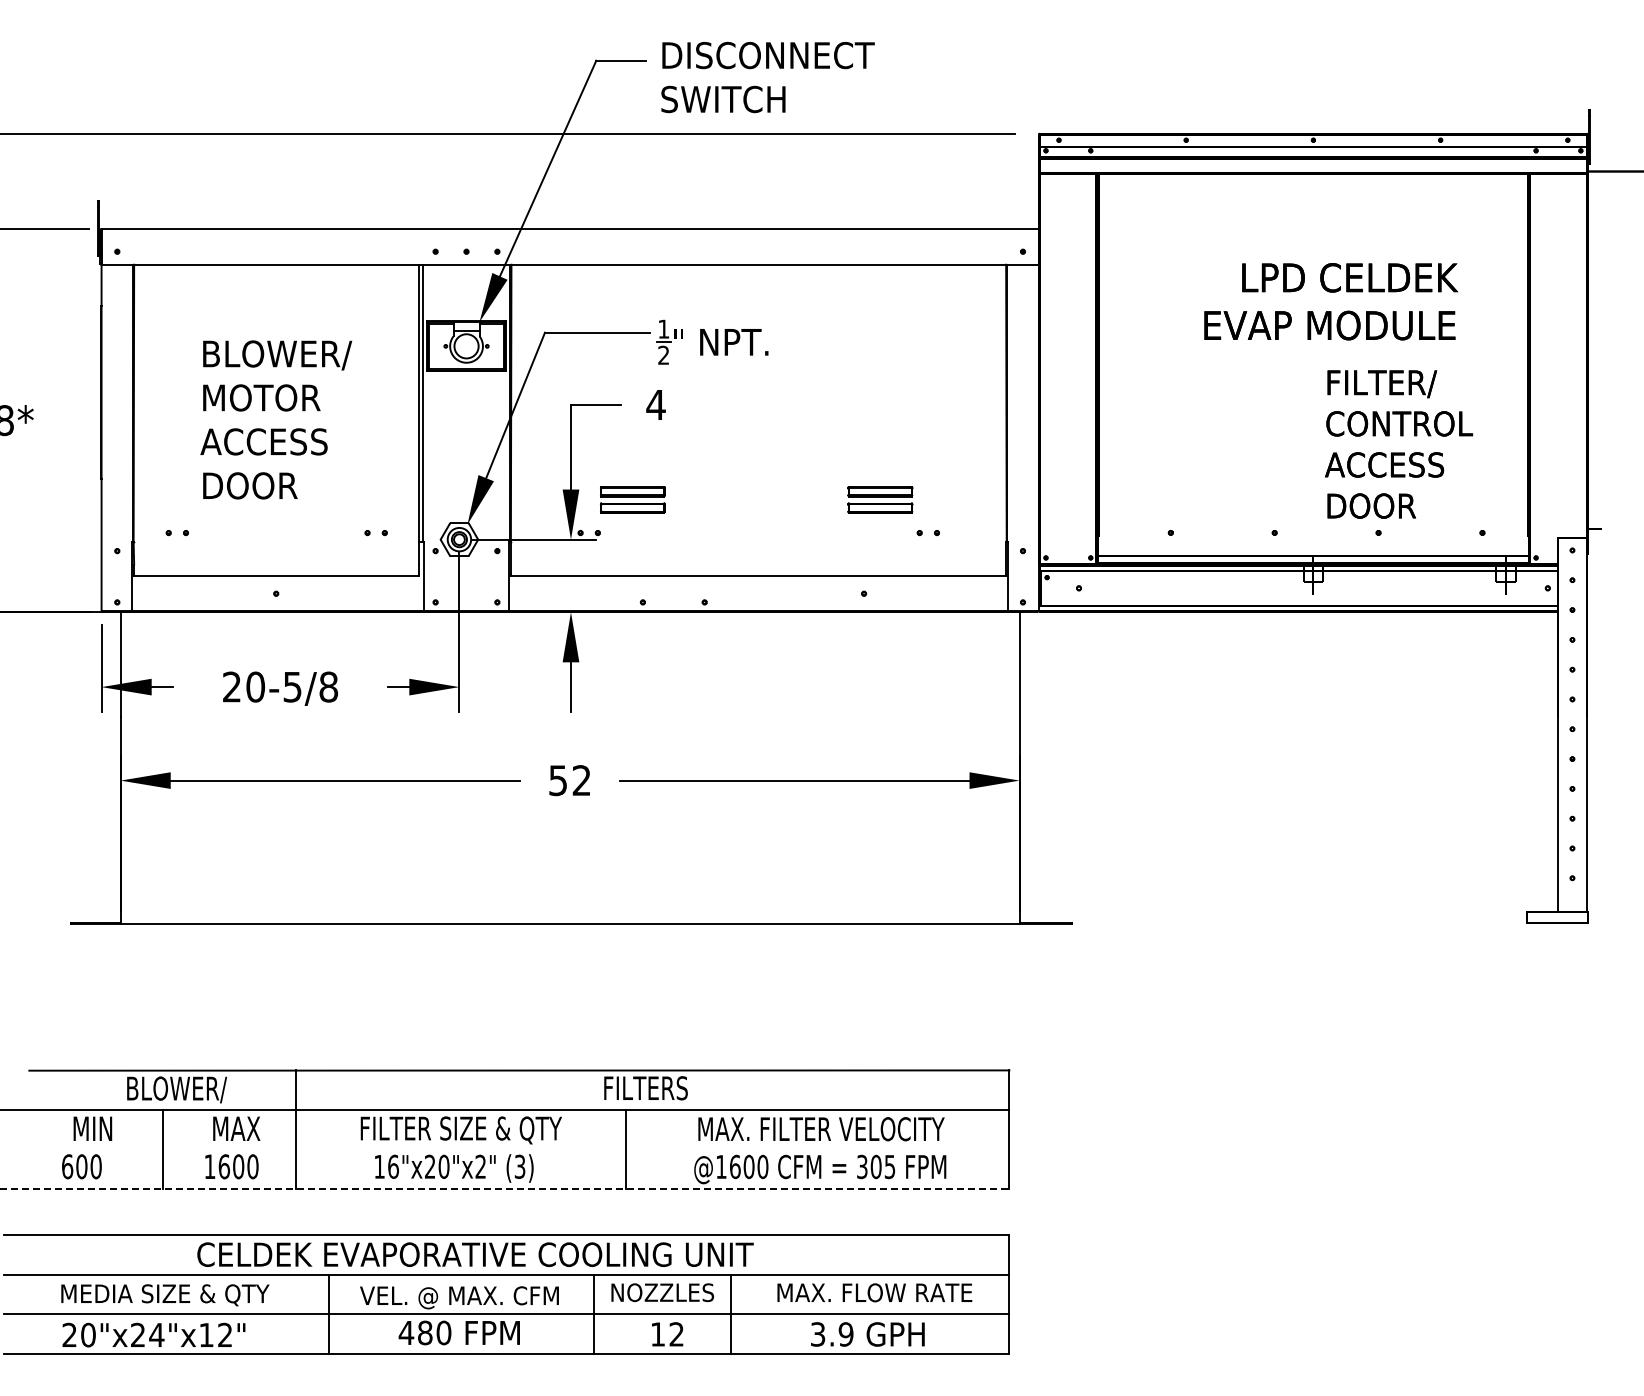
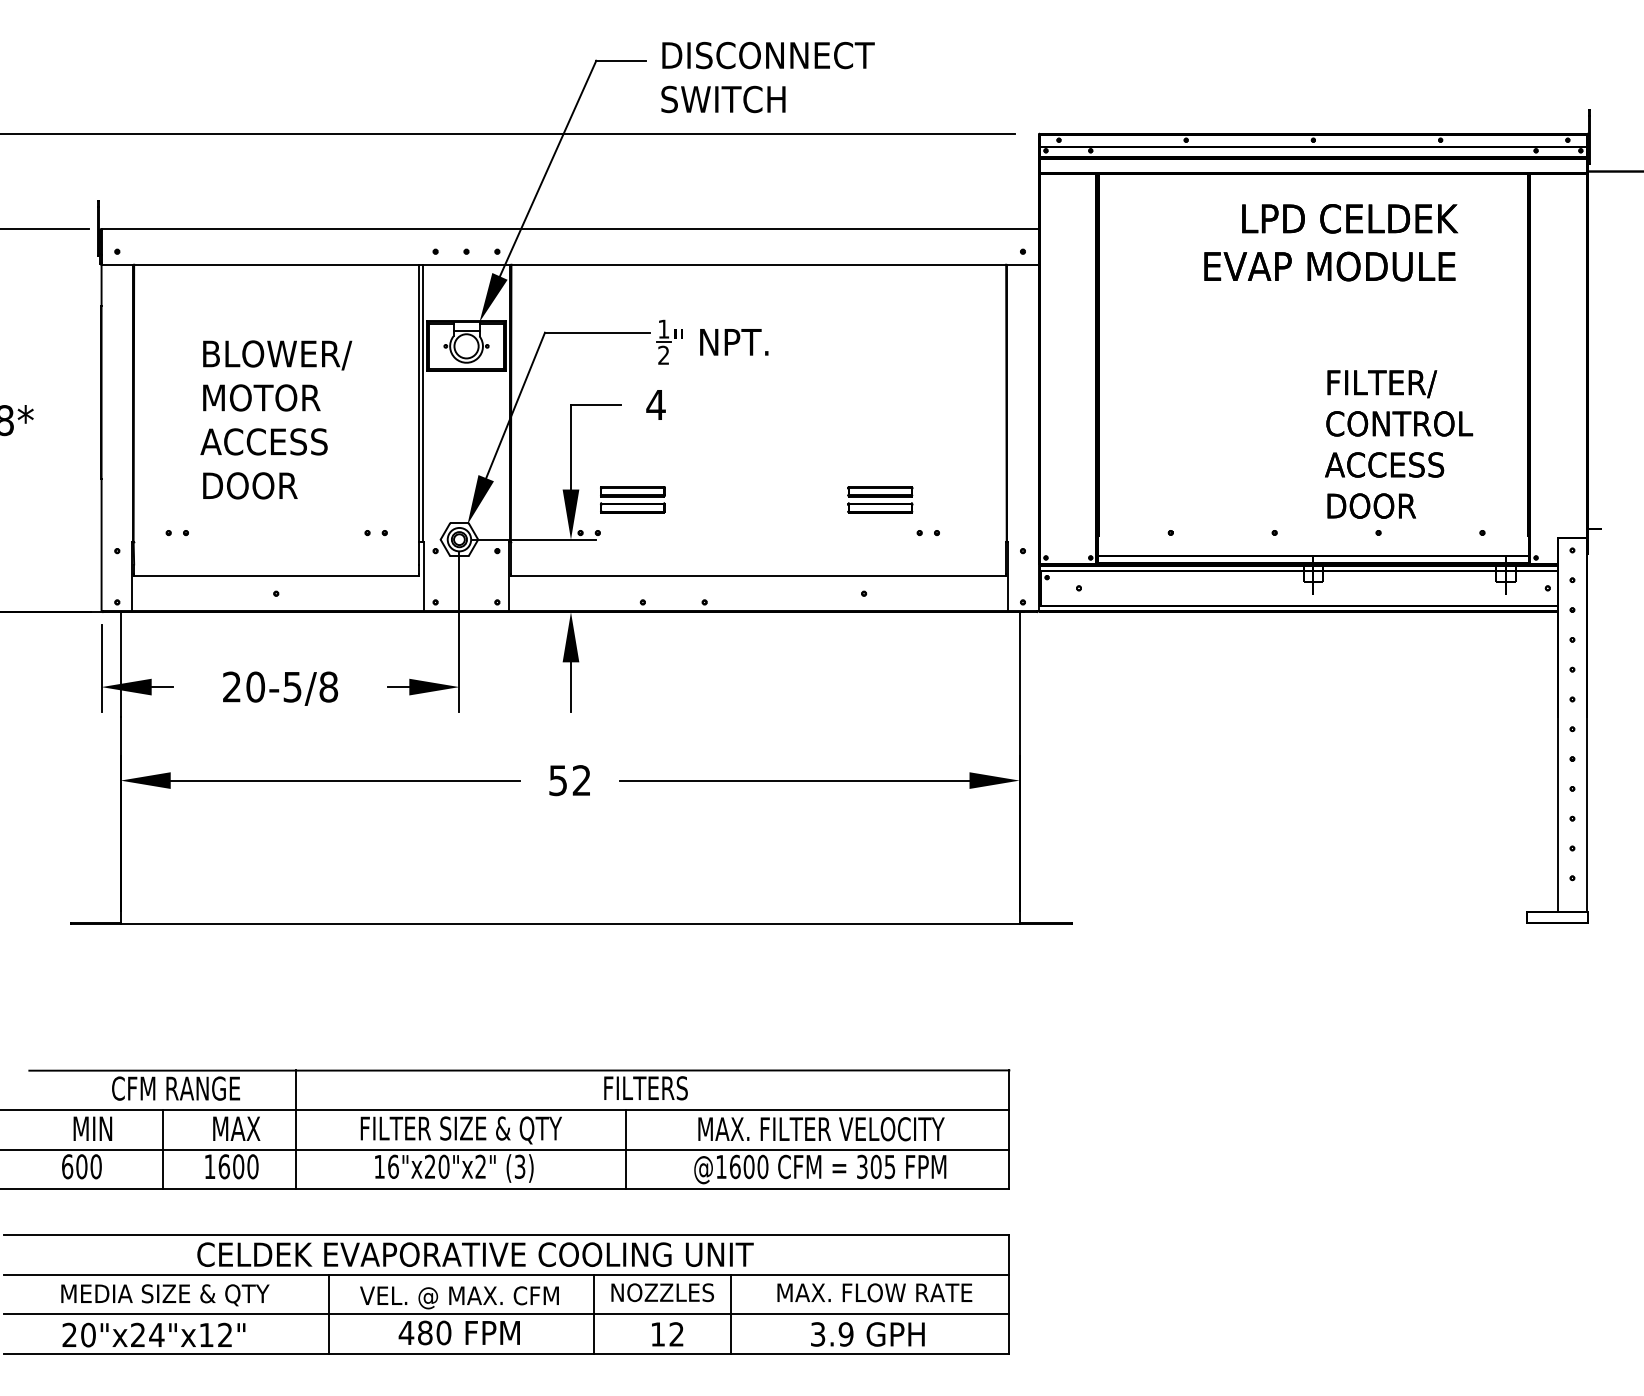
text position: (1331, 301) -> (1331, 242) (1331, 242)
text: BLOWER/ -> CFM RANGE (176, 1089)
line: none -> present (505, 1149)
line: dashed -> solid (505, 1188)
